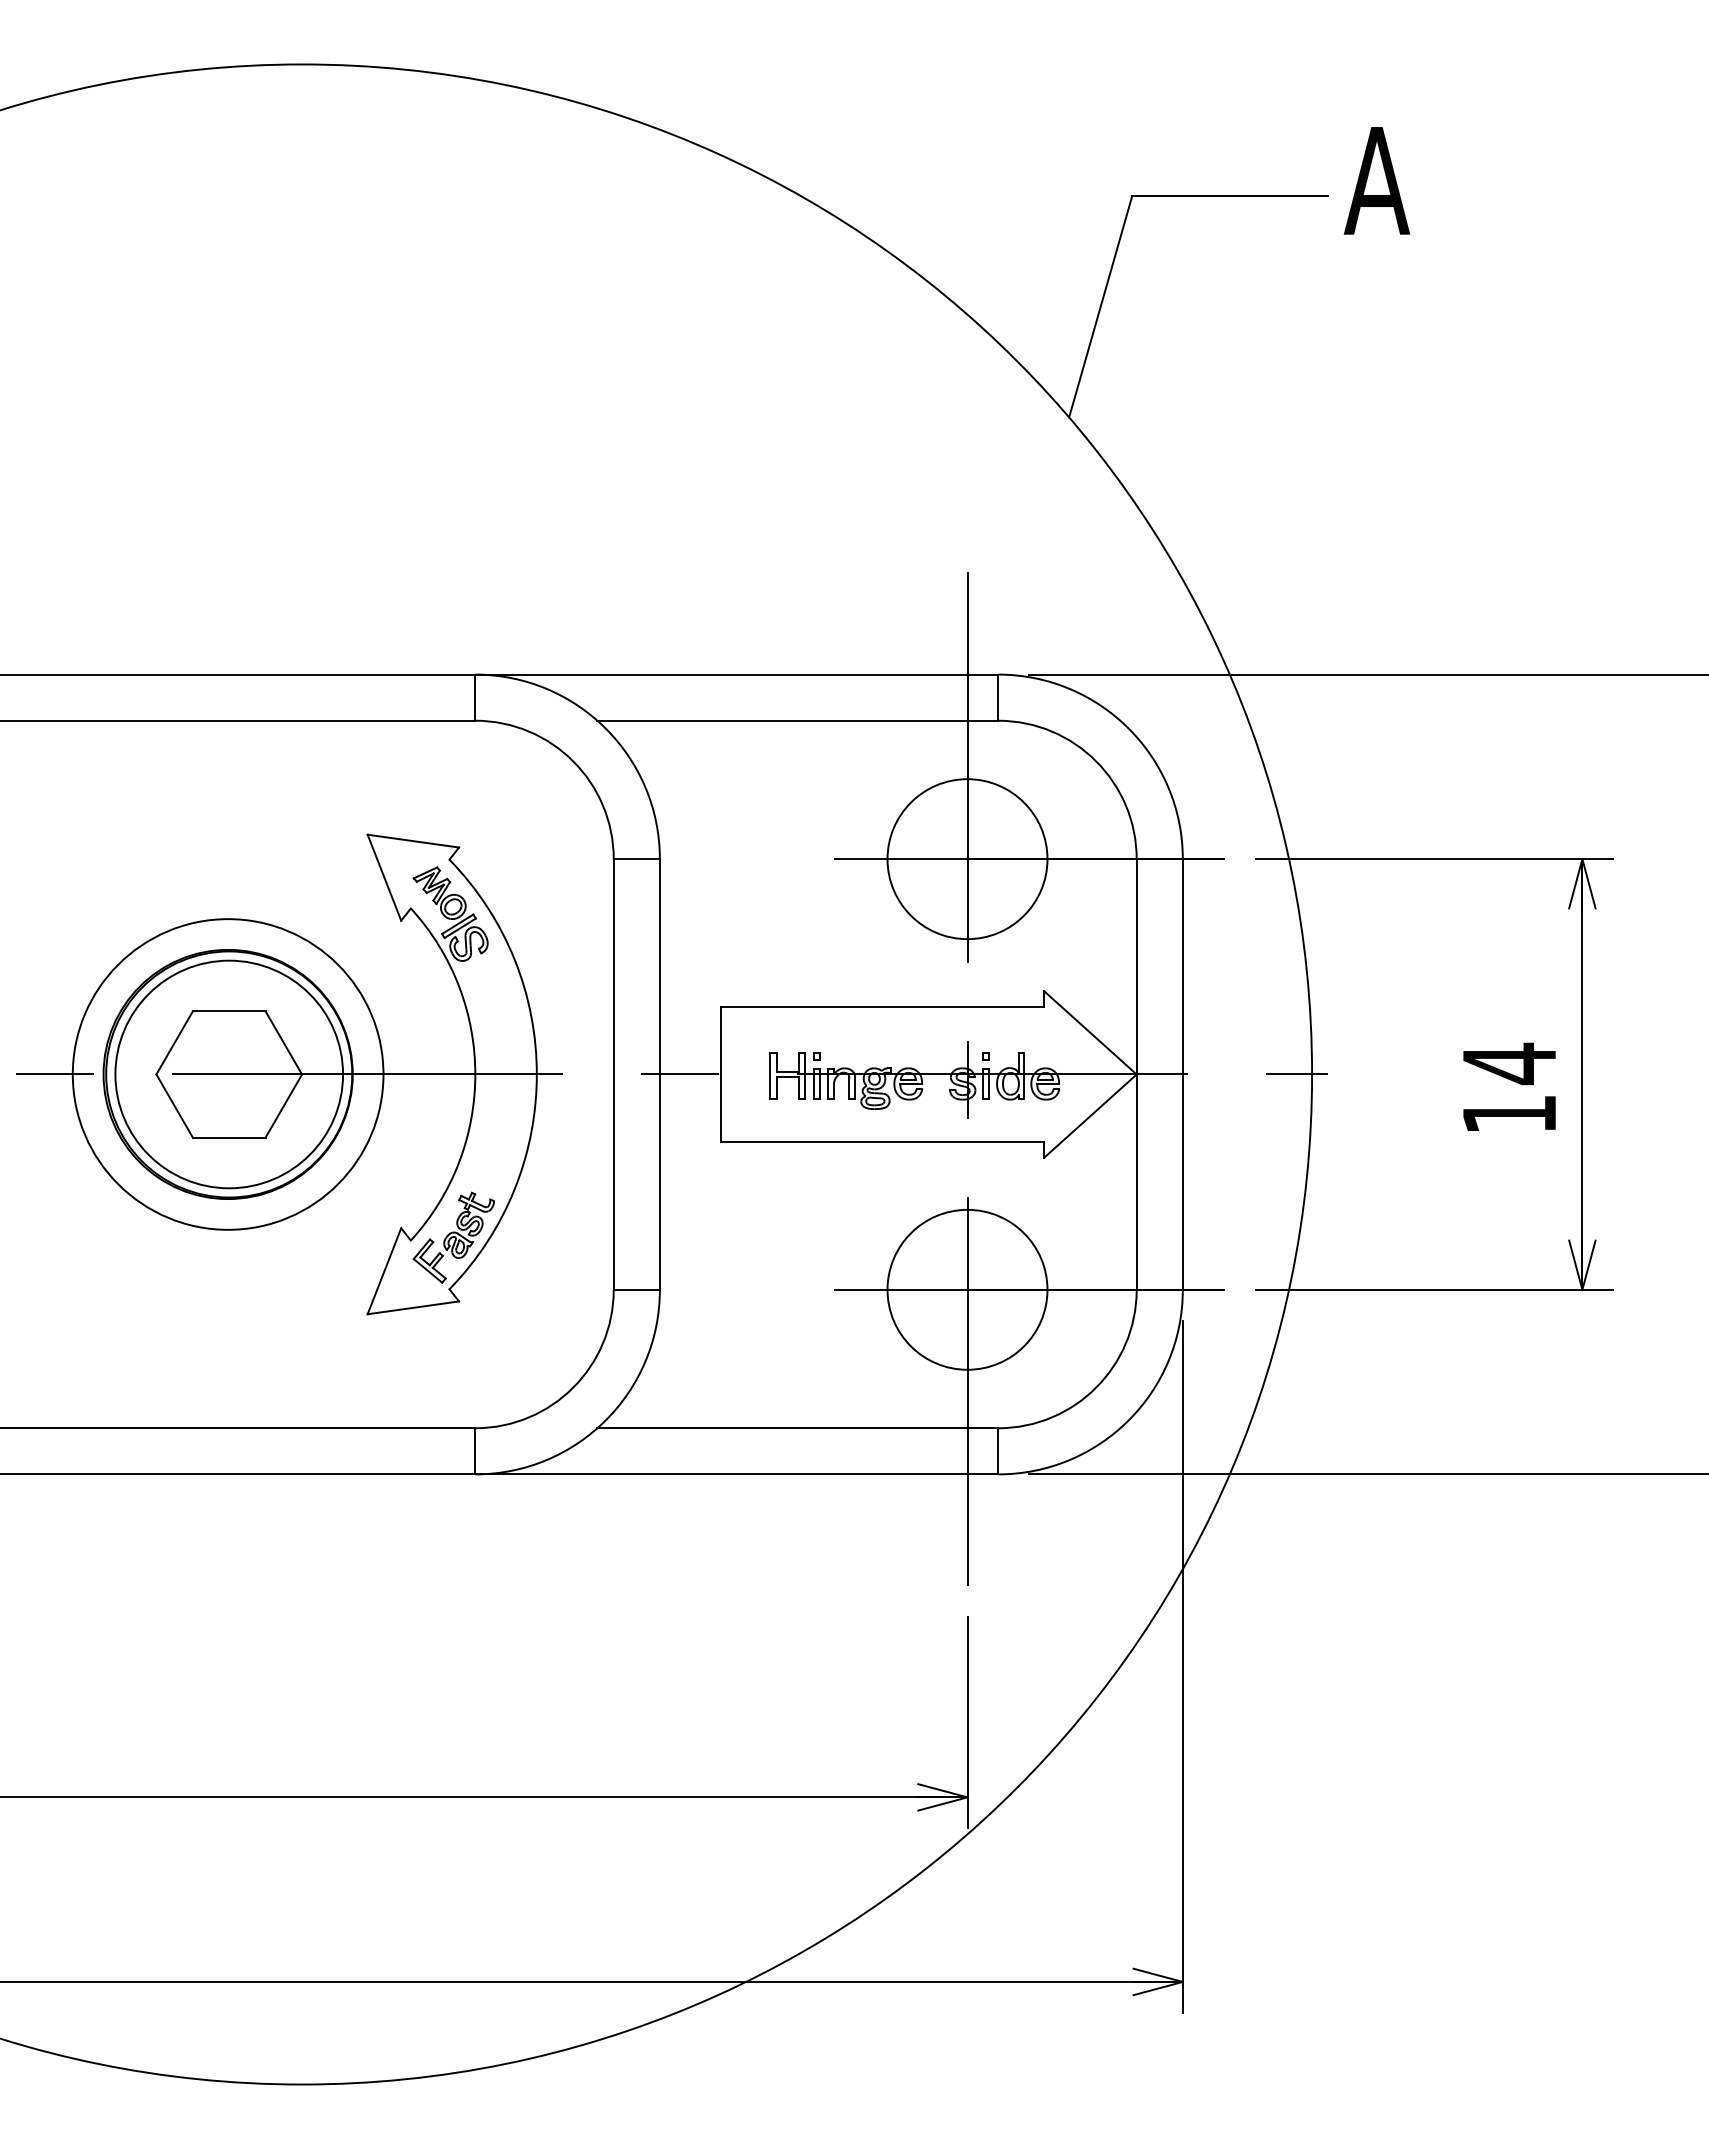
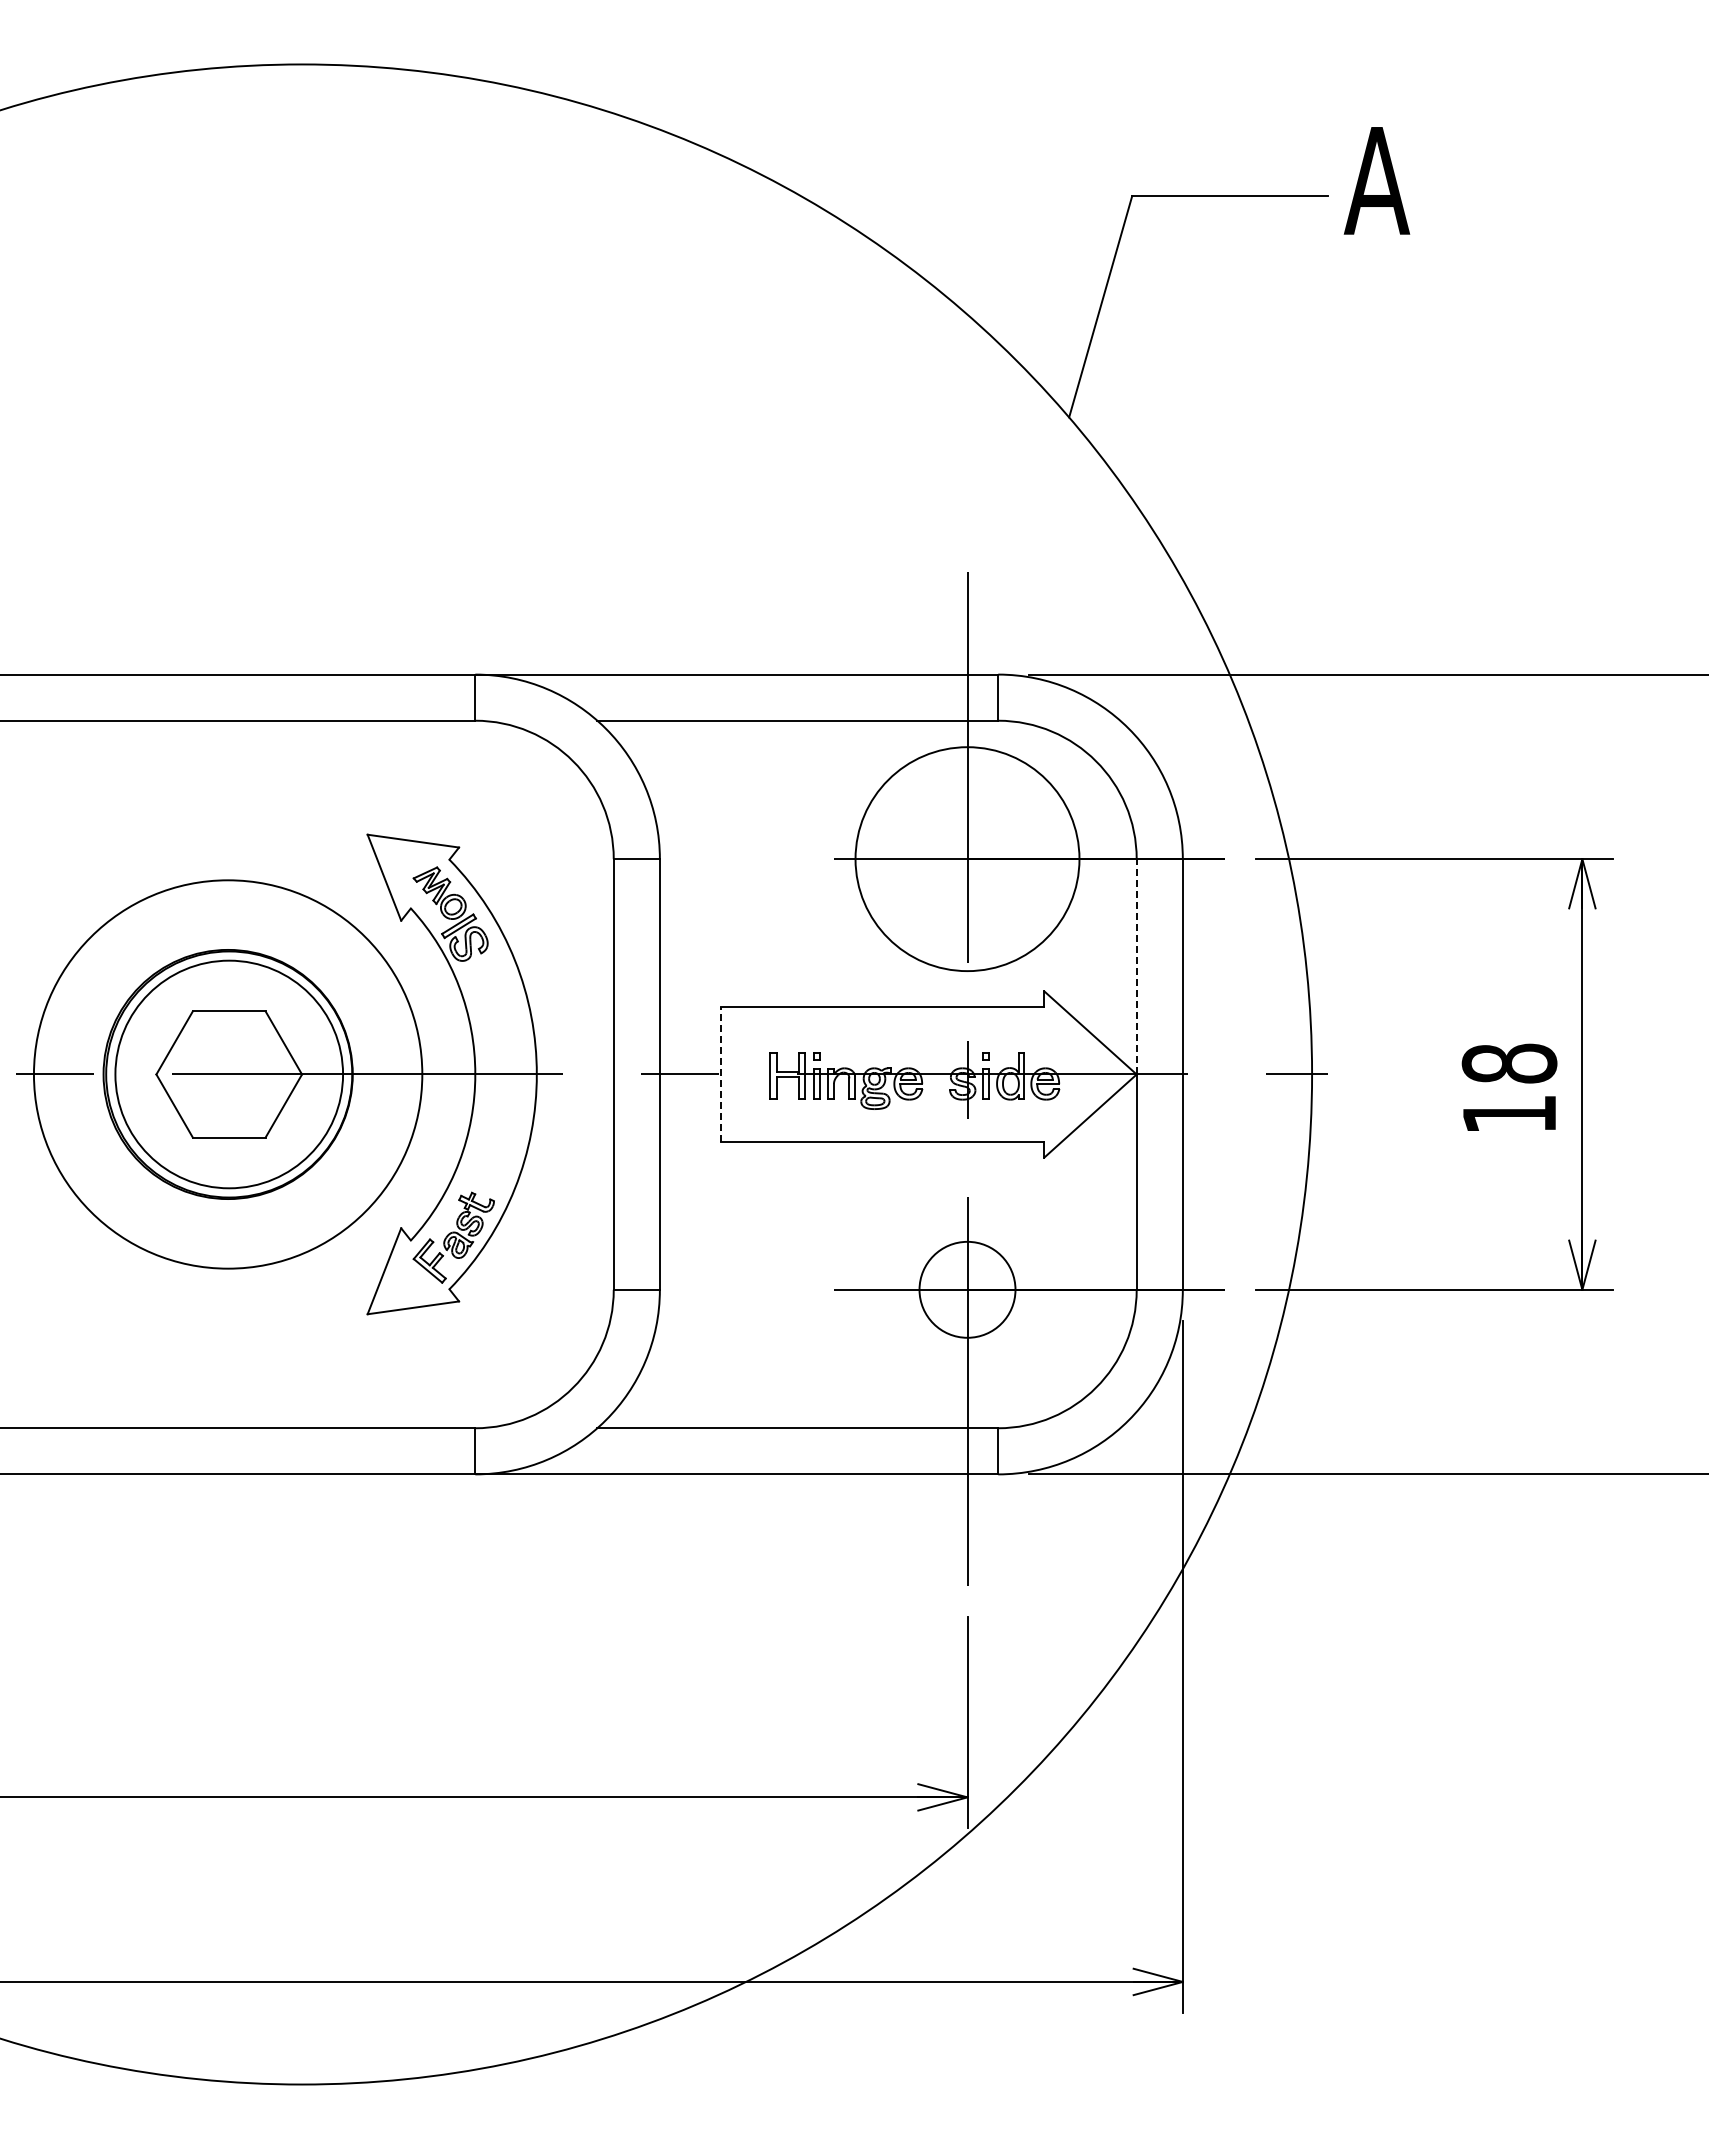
circle diameter: 160 px -> 224 px (967, 859)
line: solid -> dashed (1136, 966)
text: 14 -> 18 (1509, 1063)
circle diameter: 311 px -> 388 px (227, 1074)
line: solid -> dashed (721, 1074)
circle diameter: 160 px -> 96 px (967, 1289)
